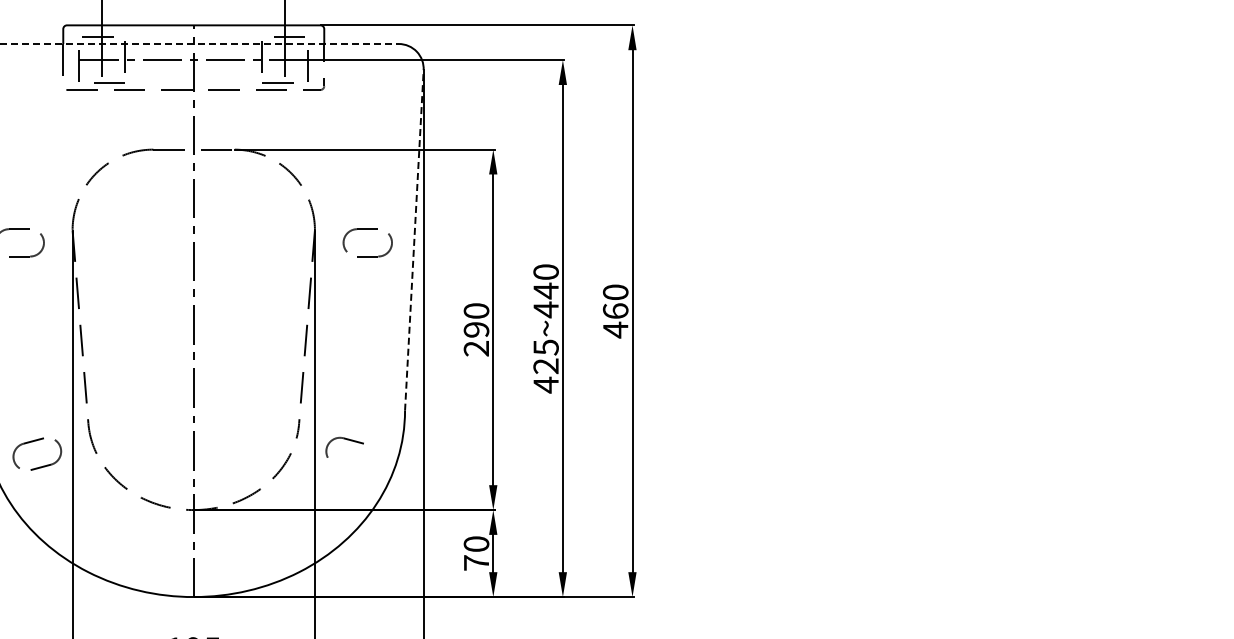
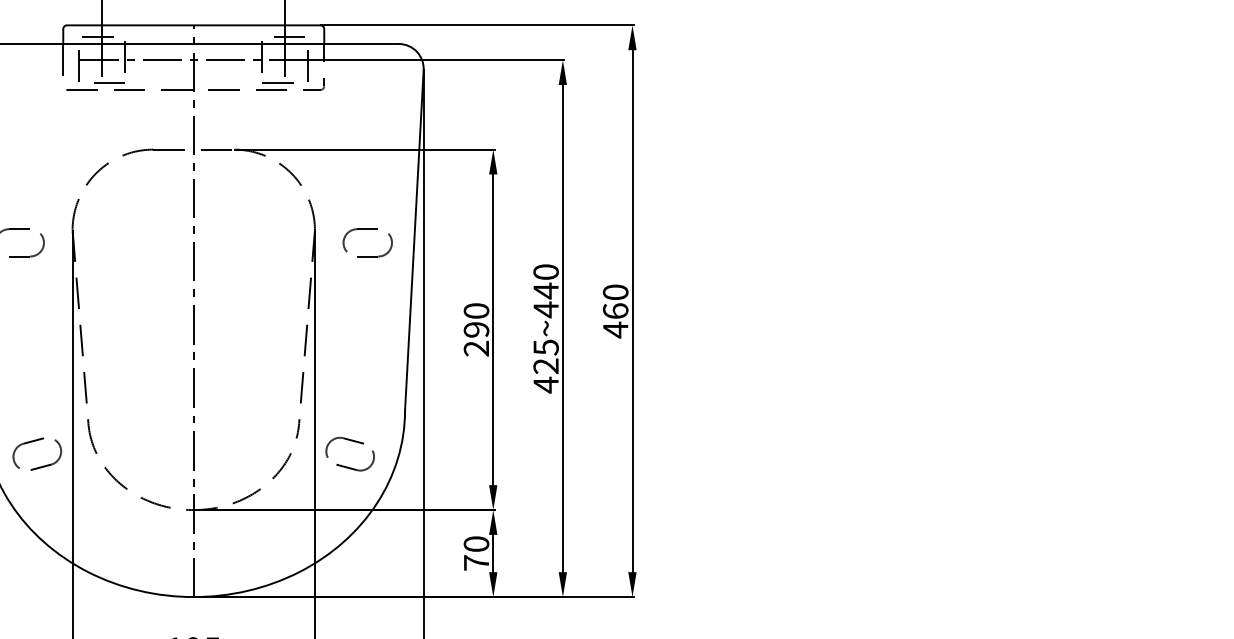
line: dashed -> solid (200, 44)
line: dashed -> solid (414, 239)
part: none -> present (355, 468)
